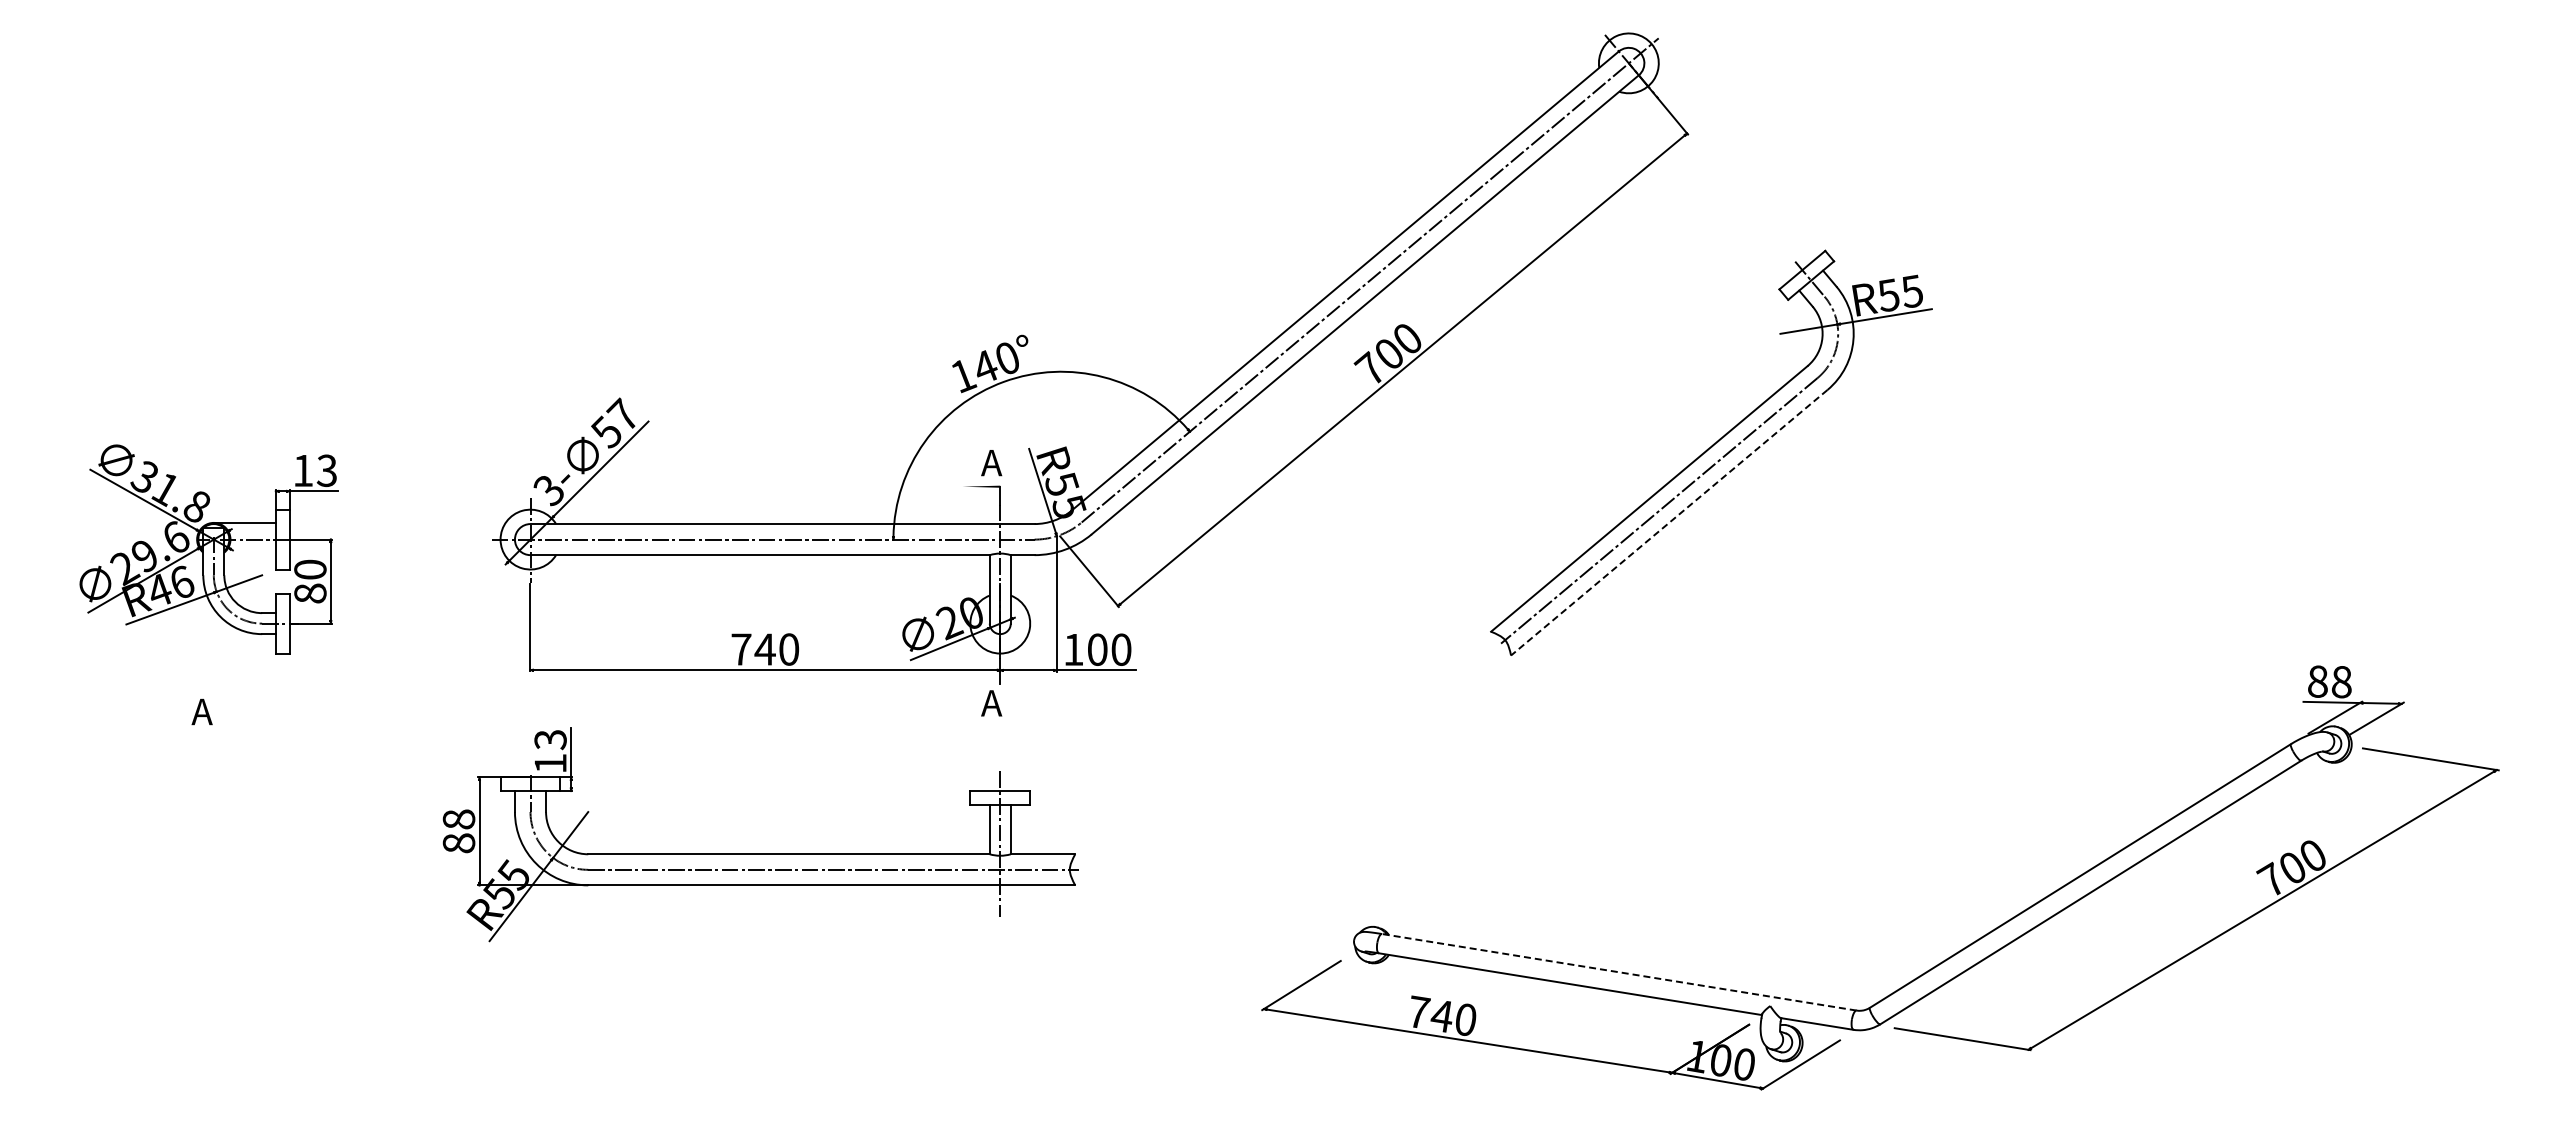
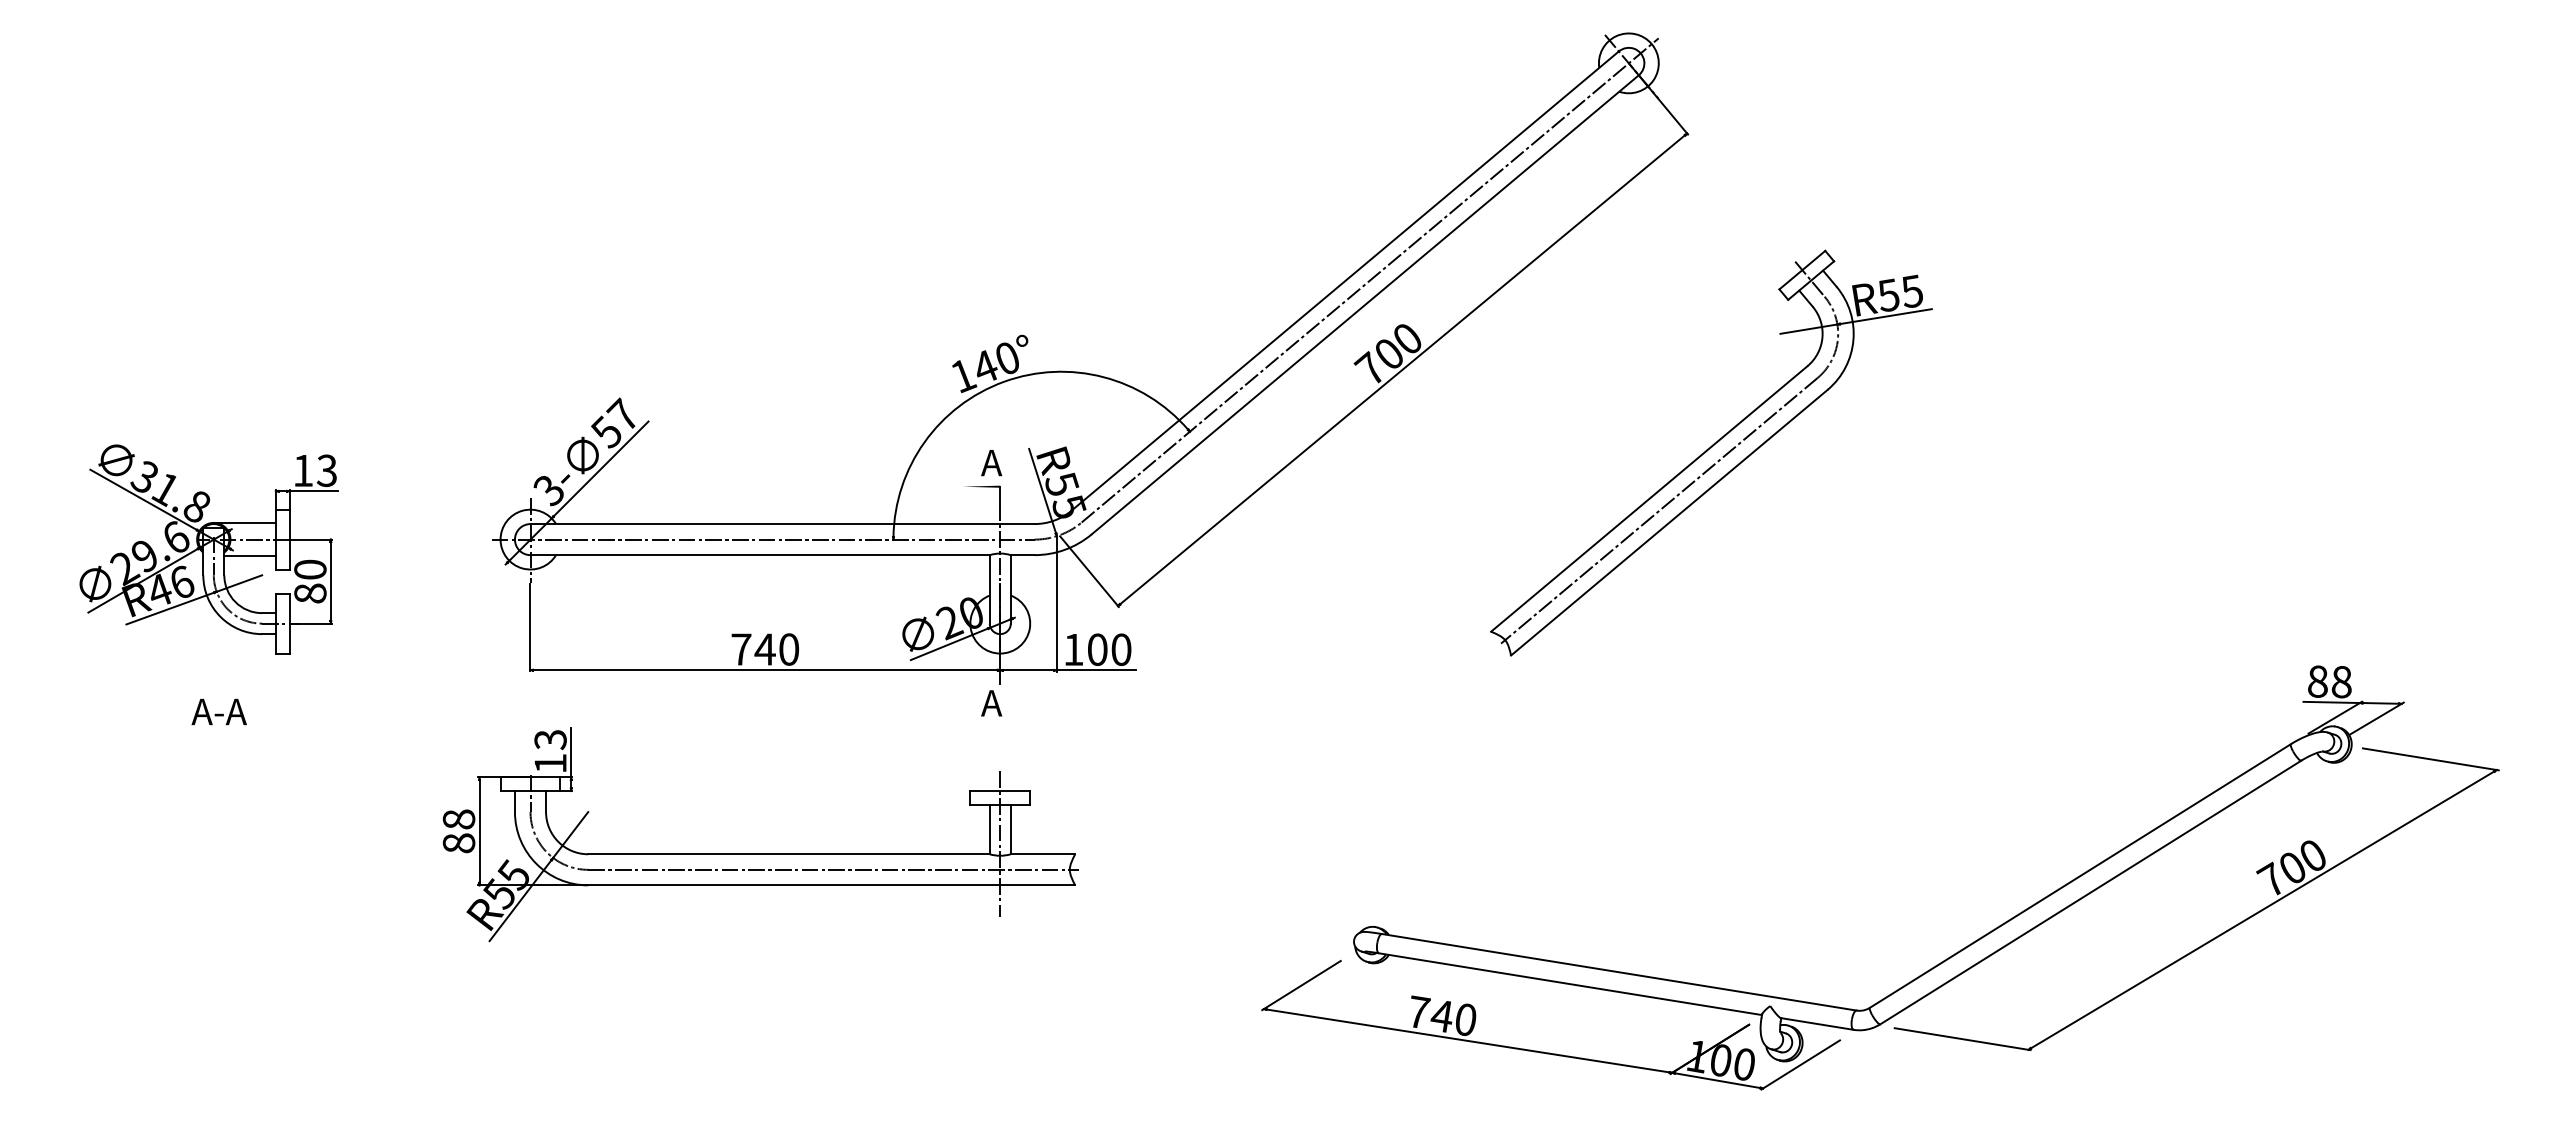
line: dashed -> solid (1669, 522)
line: none -> present (249, 556)
text: A -> A-A (230, 711)
line: dashed -> solid (1618, 972)
